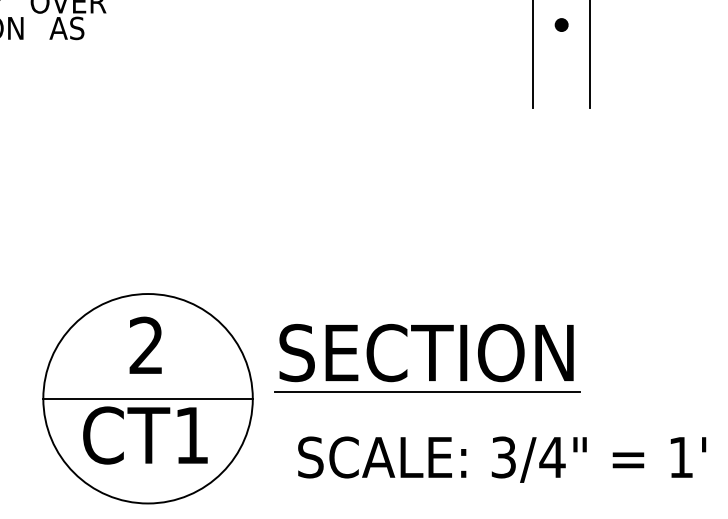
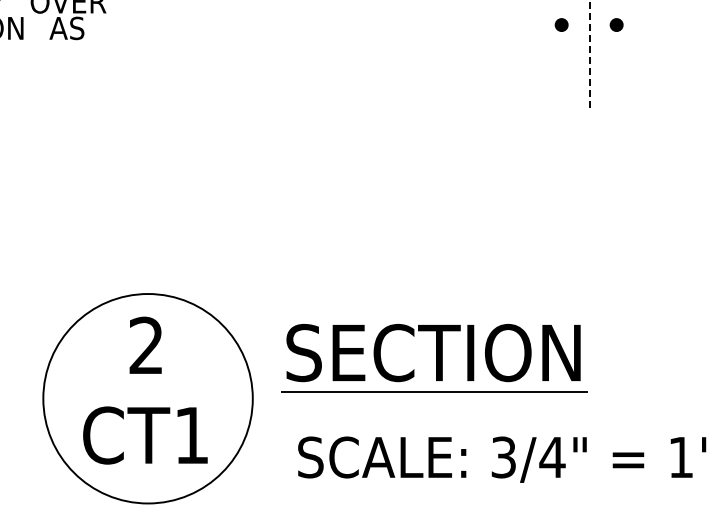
part: none -> present (616, 24)
line: solid -> dashed (589, 53)
line: present -> none (533, 54)
part position: (427, 358) -> (434, 358) (434, 358)
line: present -> none (147, 398)
